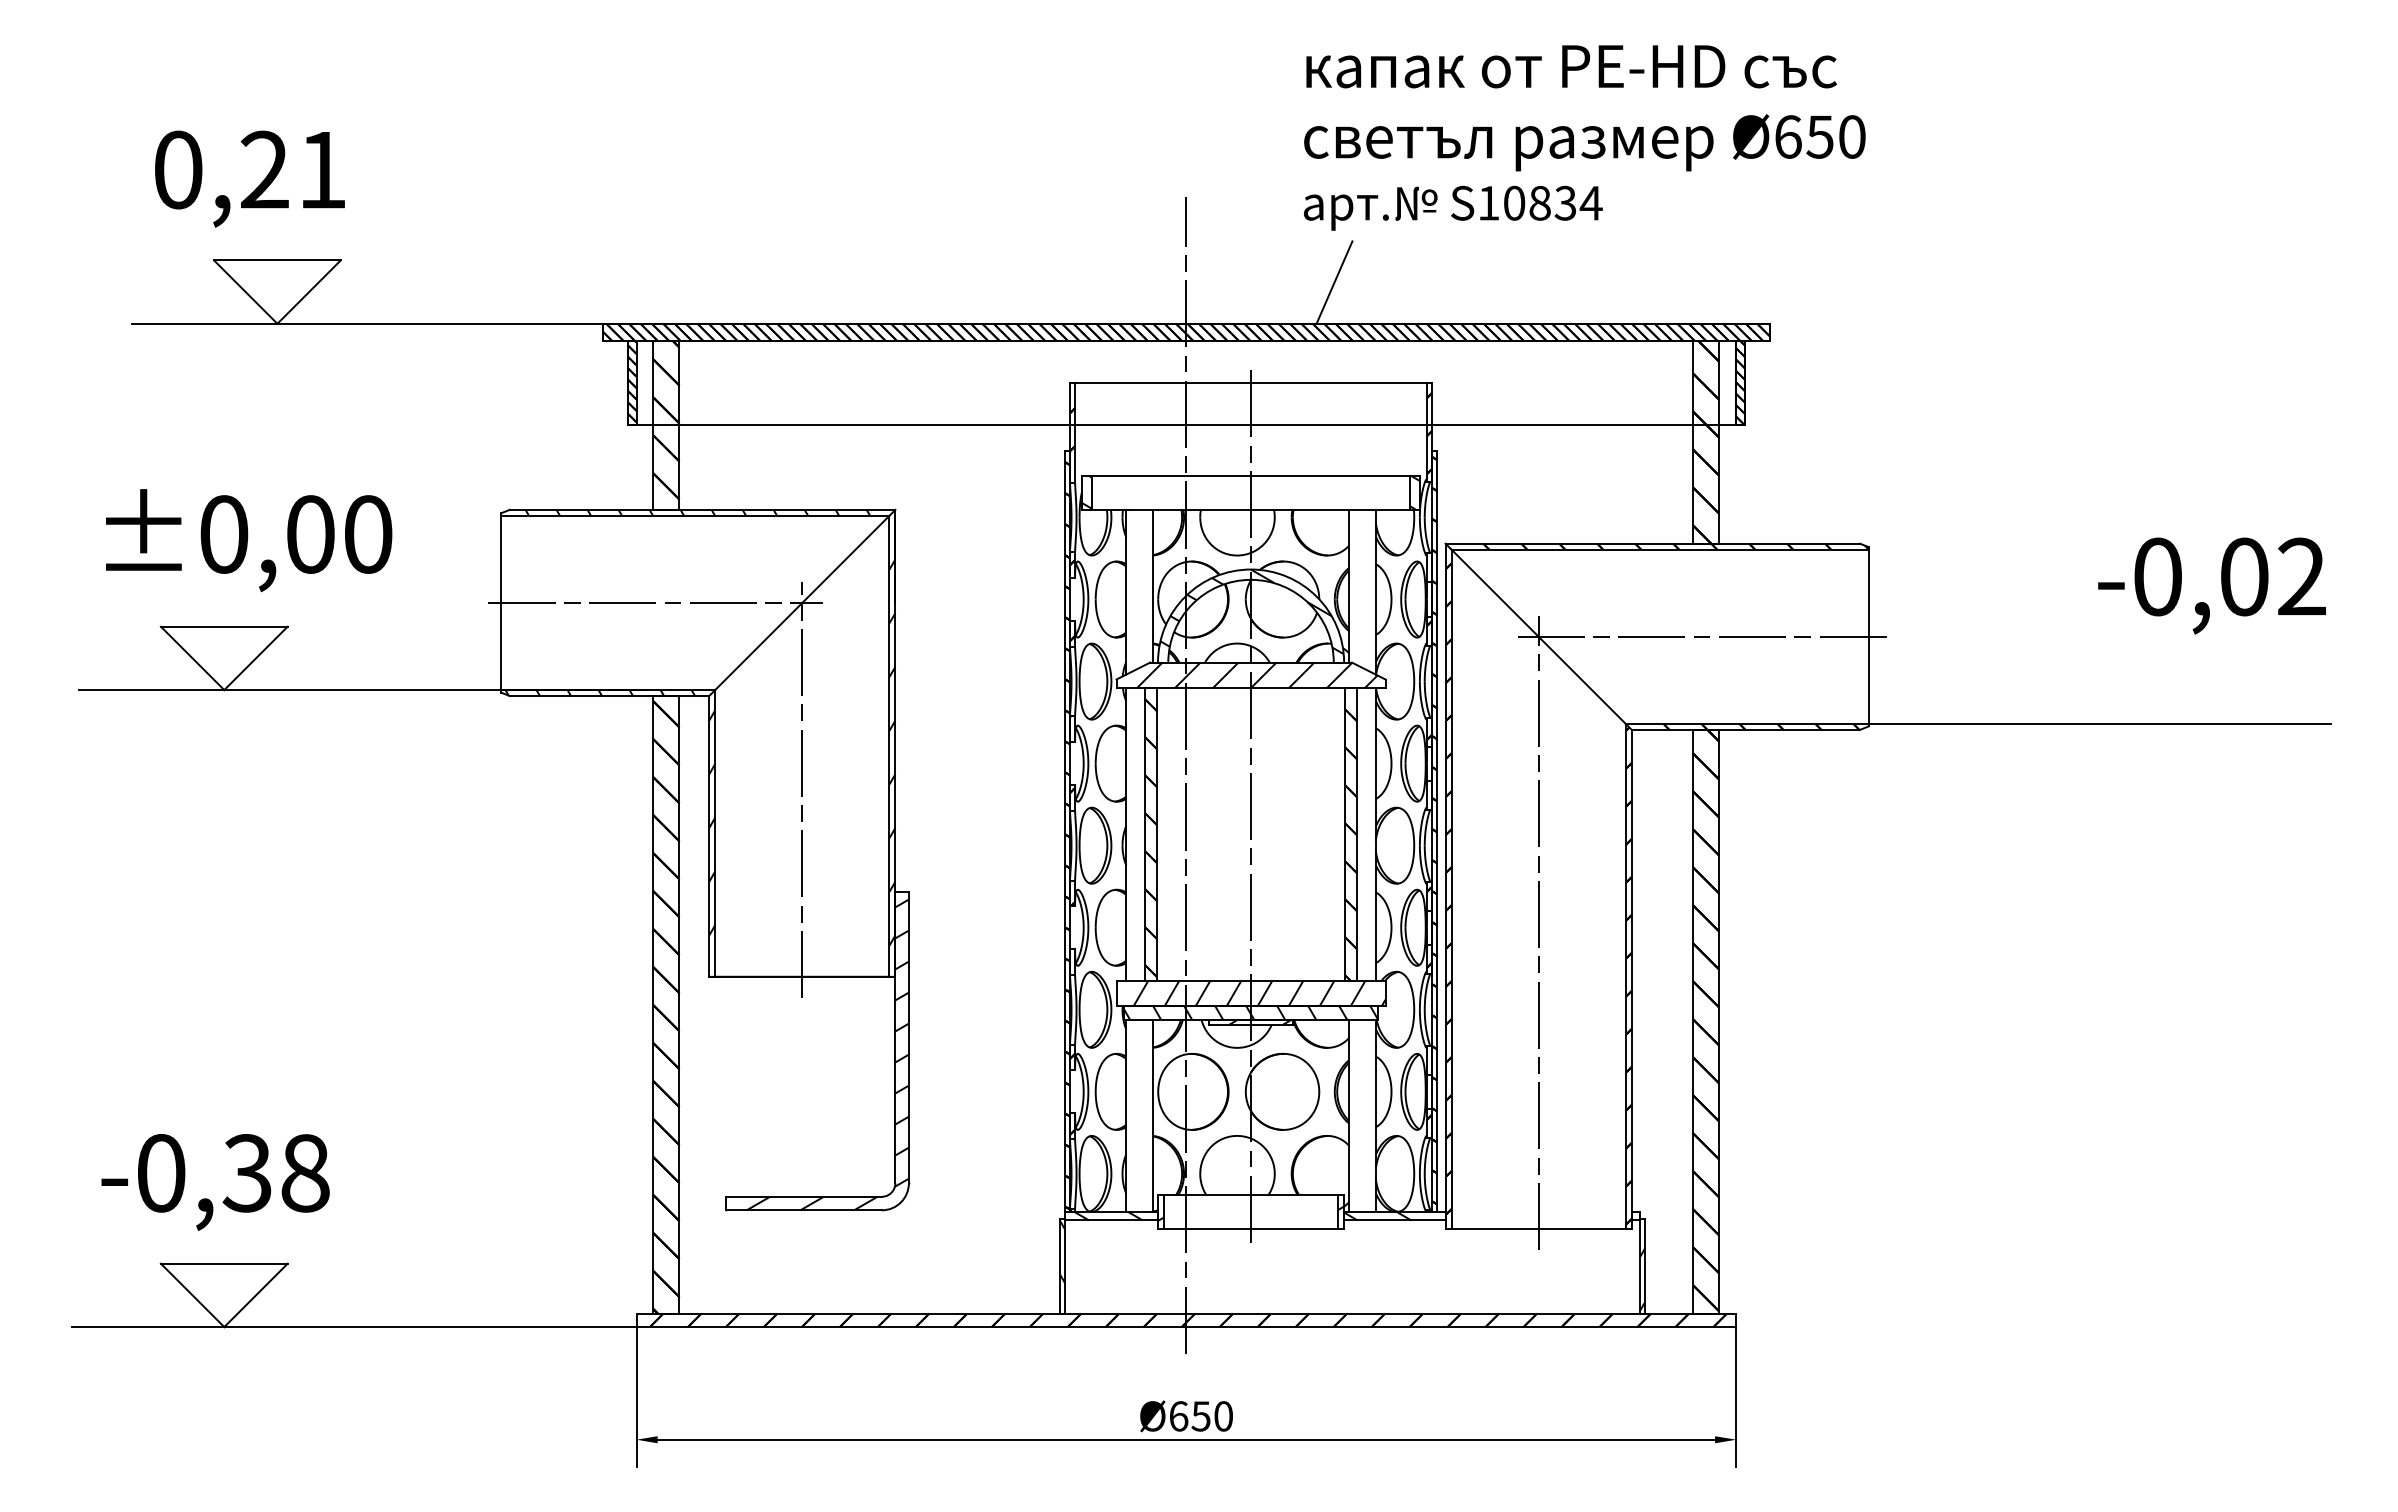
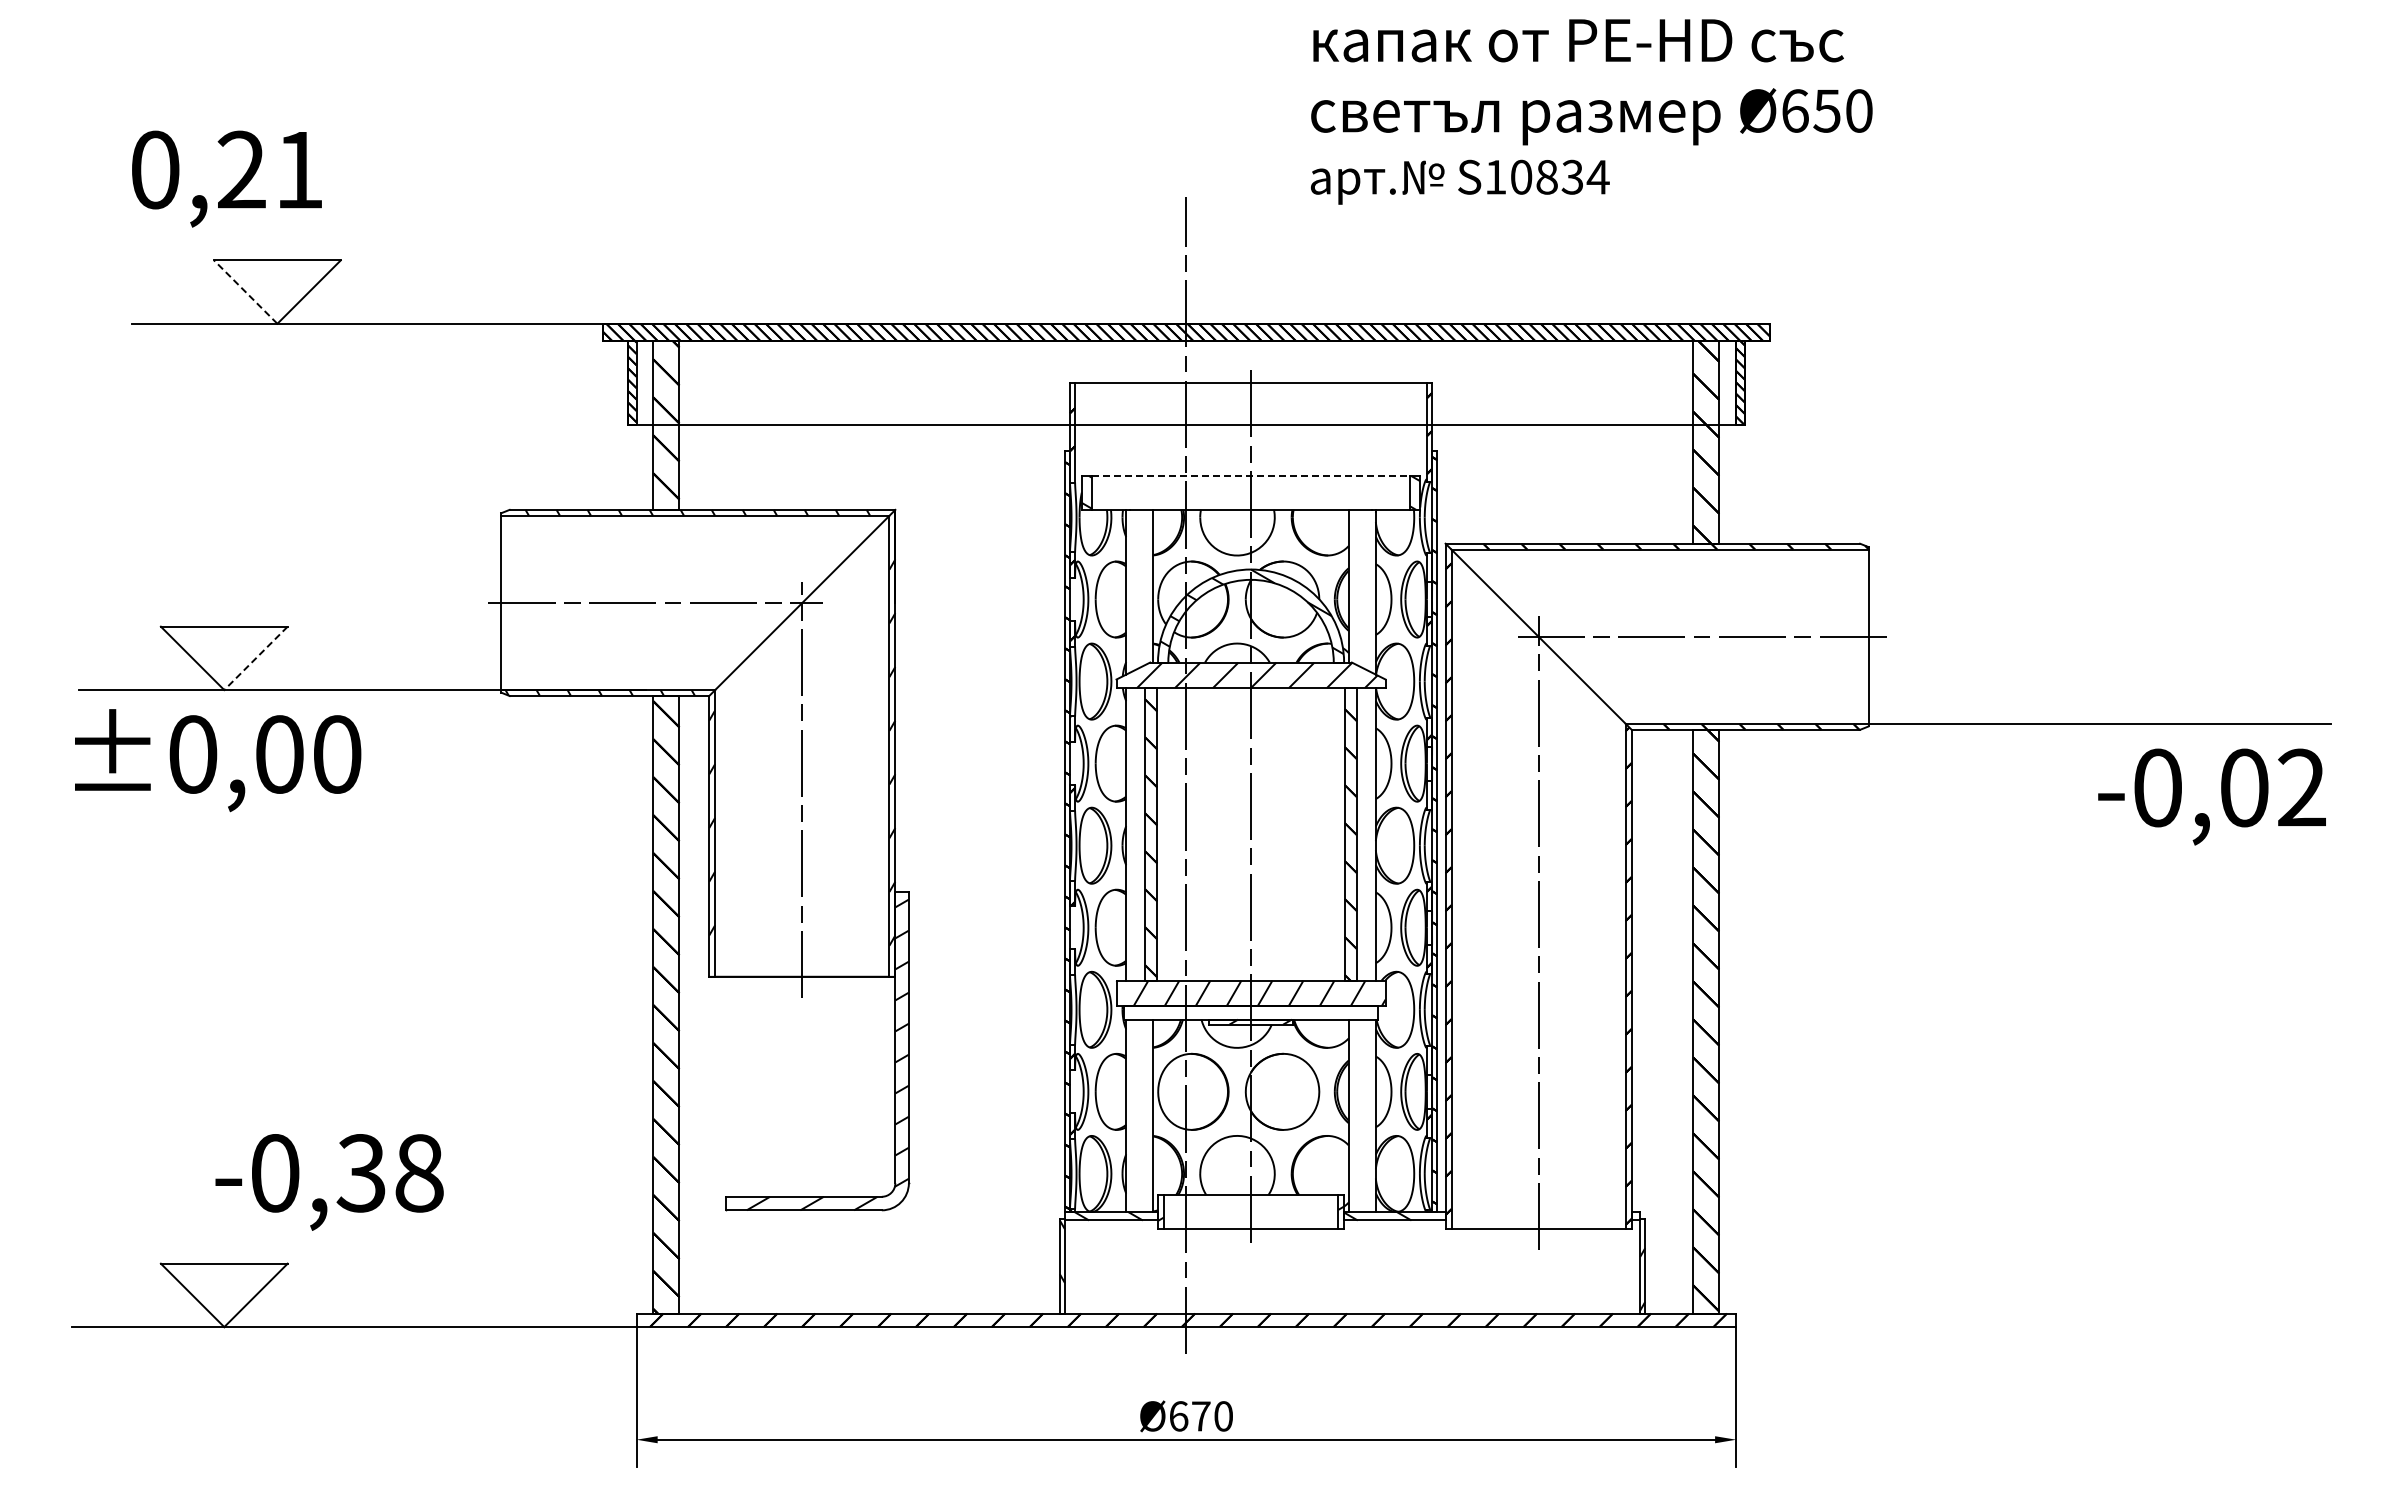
text position: (1584, 137) -> (1591, 111) (1591, 111)
text position: (249, 178) -> (226, 178) (226, 178)
line: present -> none (1334, 282)
line: solid -> dashed (245, 292)
line: solid -> dashed (1251, 476)
text position: (249, 540) -> (218, 760) (218, 760)
text position: (2211, 585) -> (2211, 796) (2211, 796)
line: solid -> dashed (256, 658)
hatch: present -> none (1250, 1012)
text position: (215, 1182) -> (329, 1182) (329, 1182)
text: Ø650 -> Ø670 (1200, 1416)
